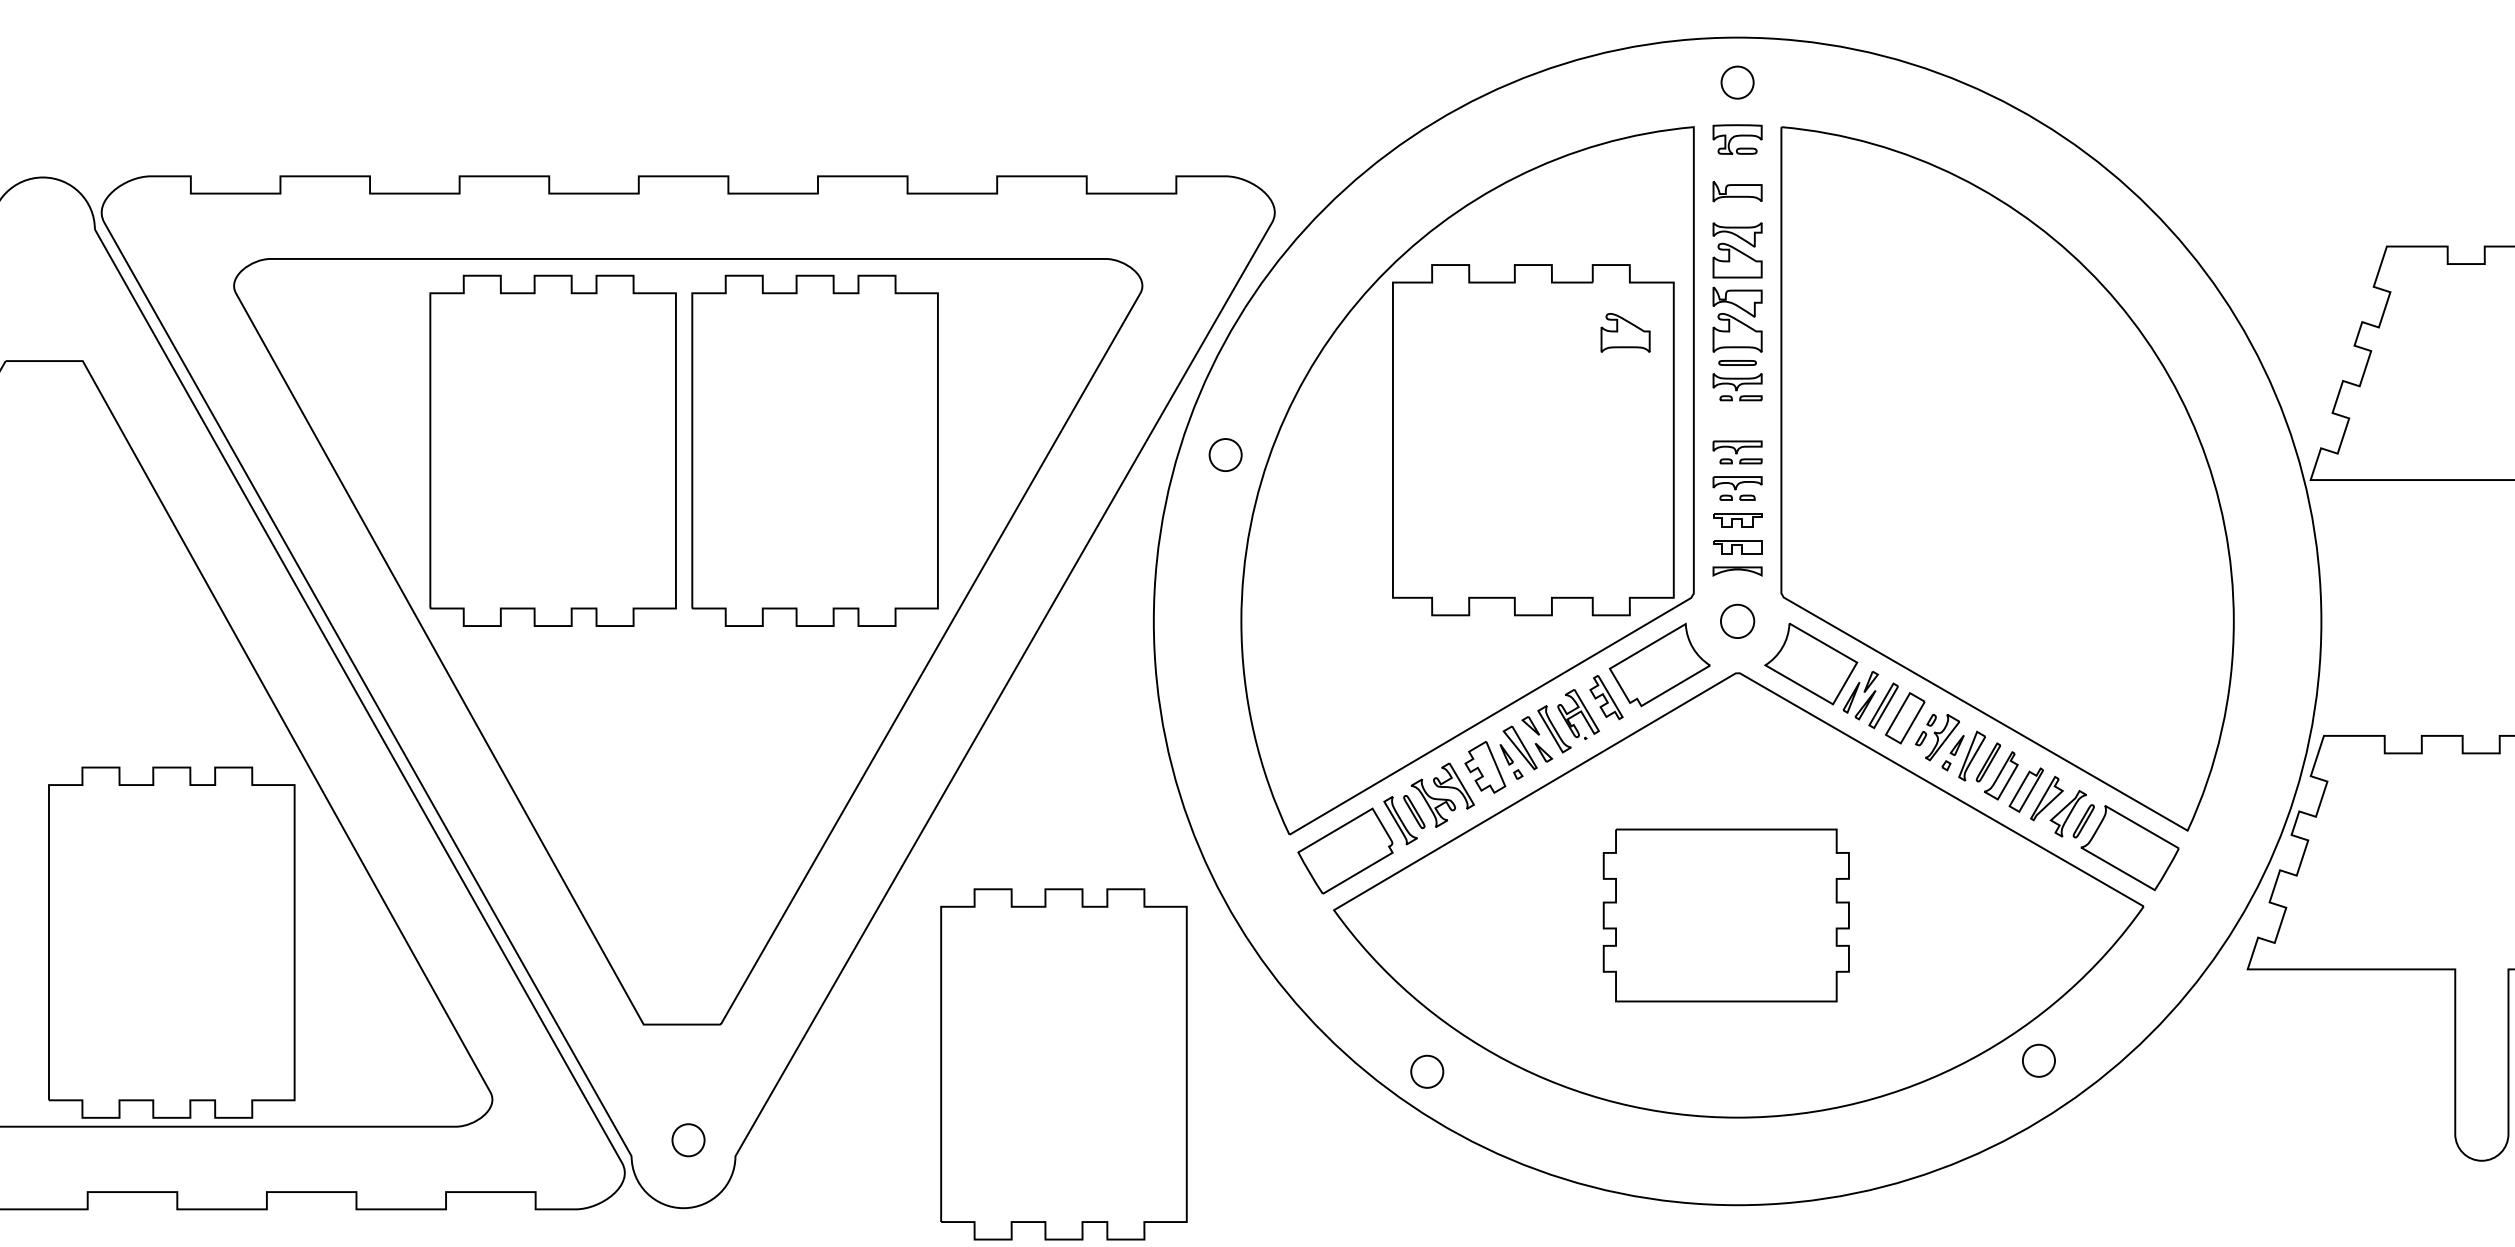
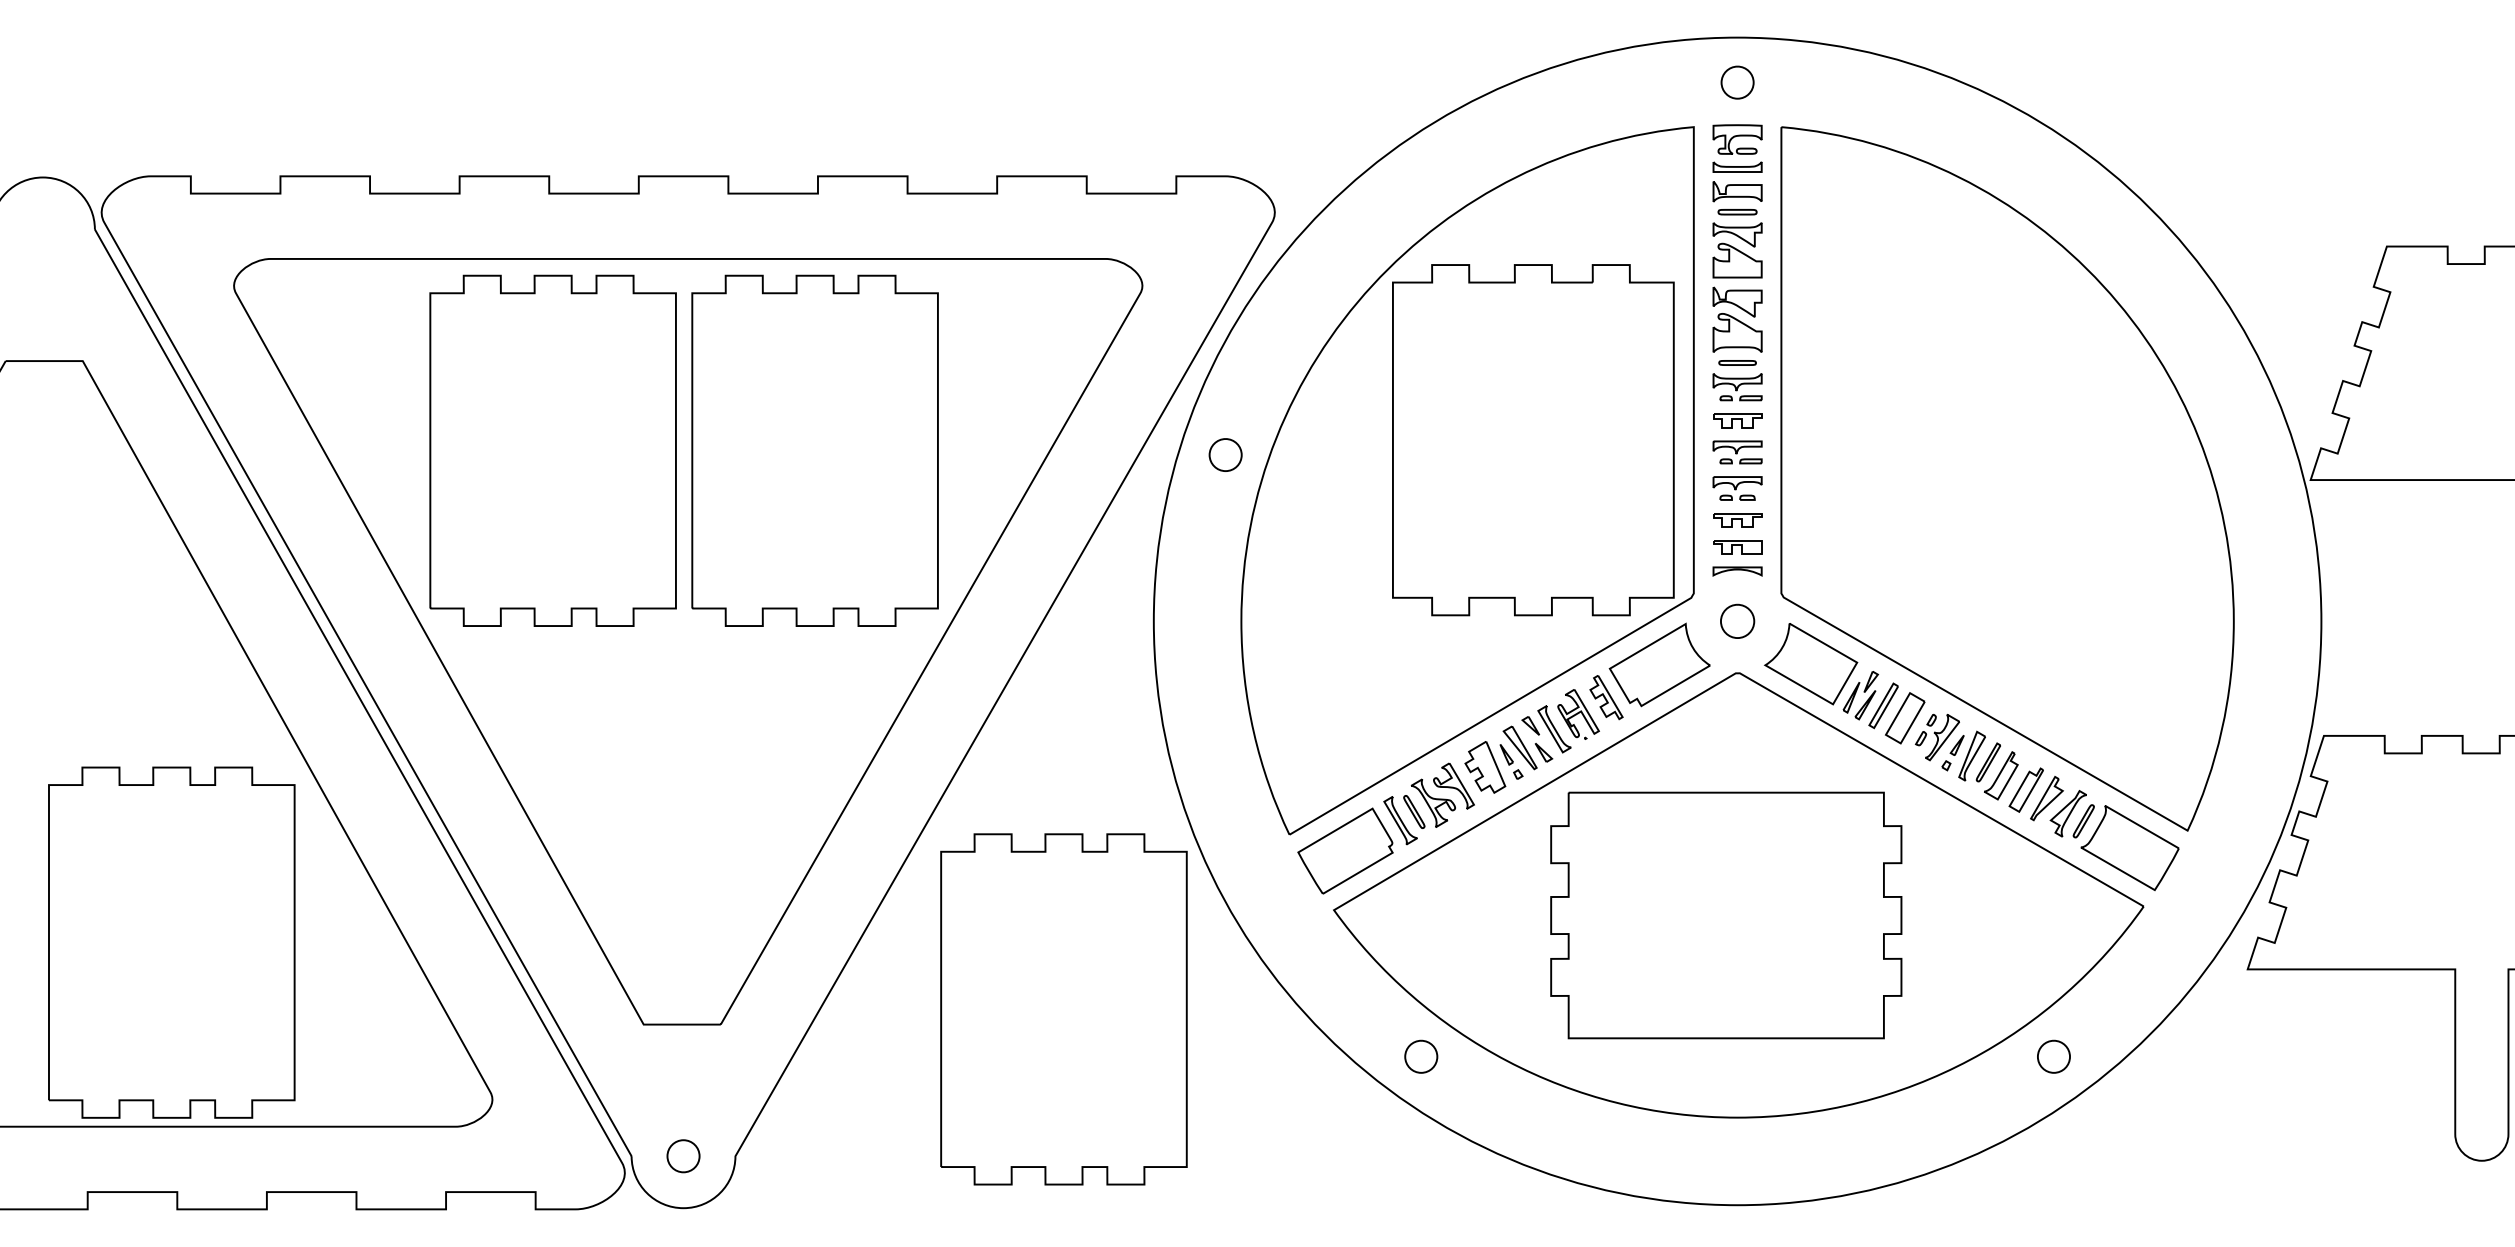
part: none -> present (1737, 166)
part: none -> present (1737, 212)
part: present -> none (1625, 332)
part: none -> present (1737, 420)
part size: 248x175 px -> 353x249 px (1726, 915)
part position: (2038, 1060) -> (2053, 1056) (2053, 1056)
part position: (1063, 1064) -> (1063, 1009) (1063, 1009)
part position: (1427, 1071) -> (1421, 1056) (1421, 1056)
part position: (688, 1140) -> (683, 1156) (683, 1156)
